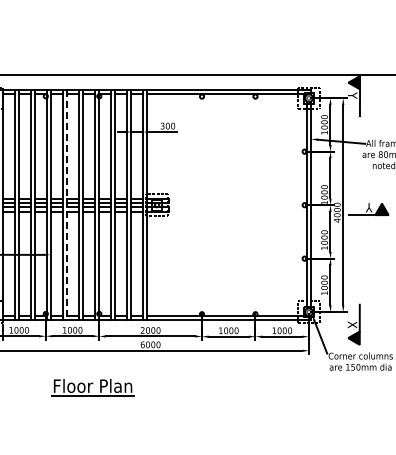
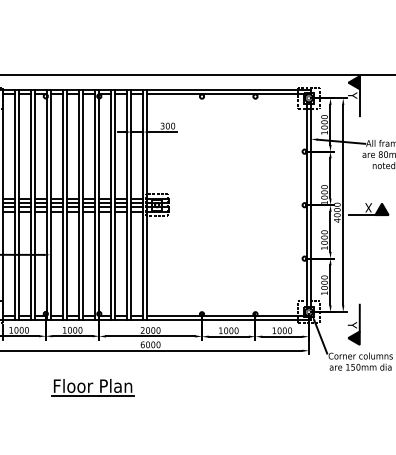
line: dashed -> solid (67, 205)
text: Y -> X (368, 207)
text: X -> Y (351, 324)
